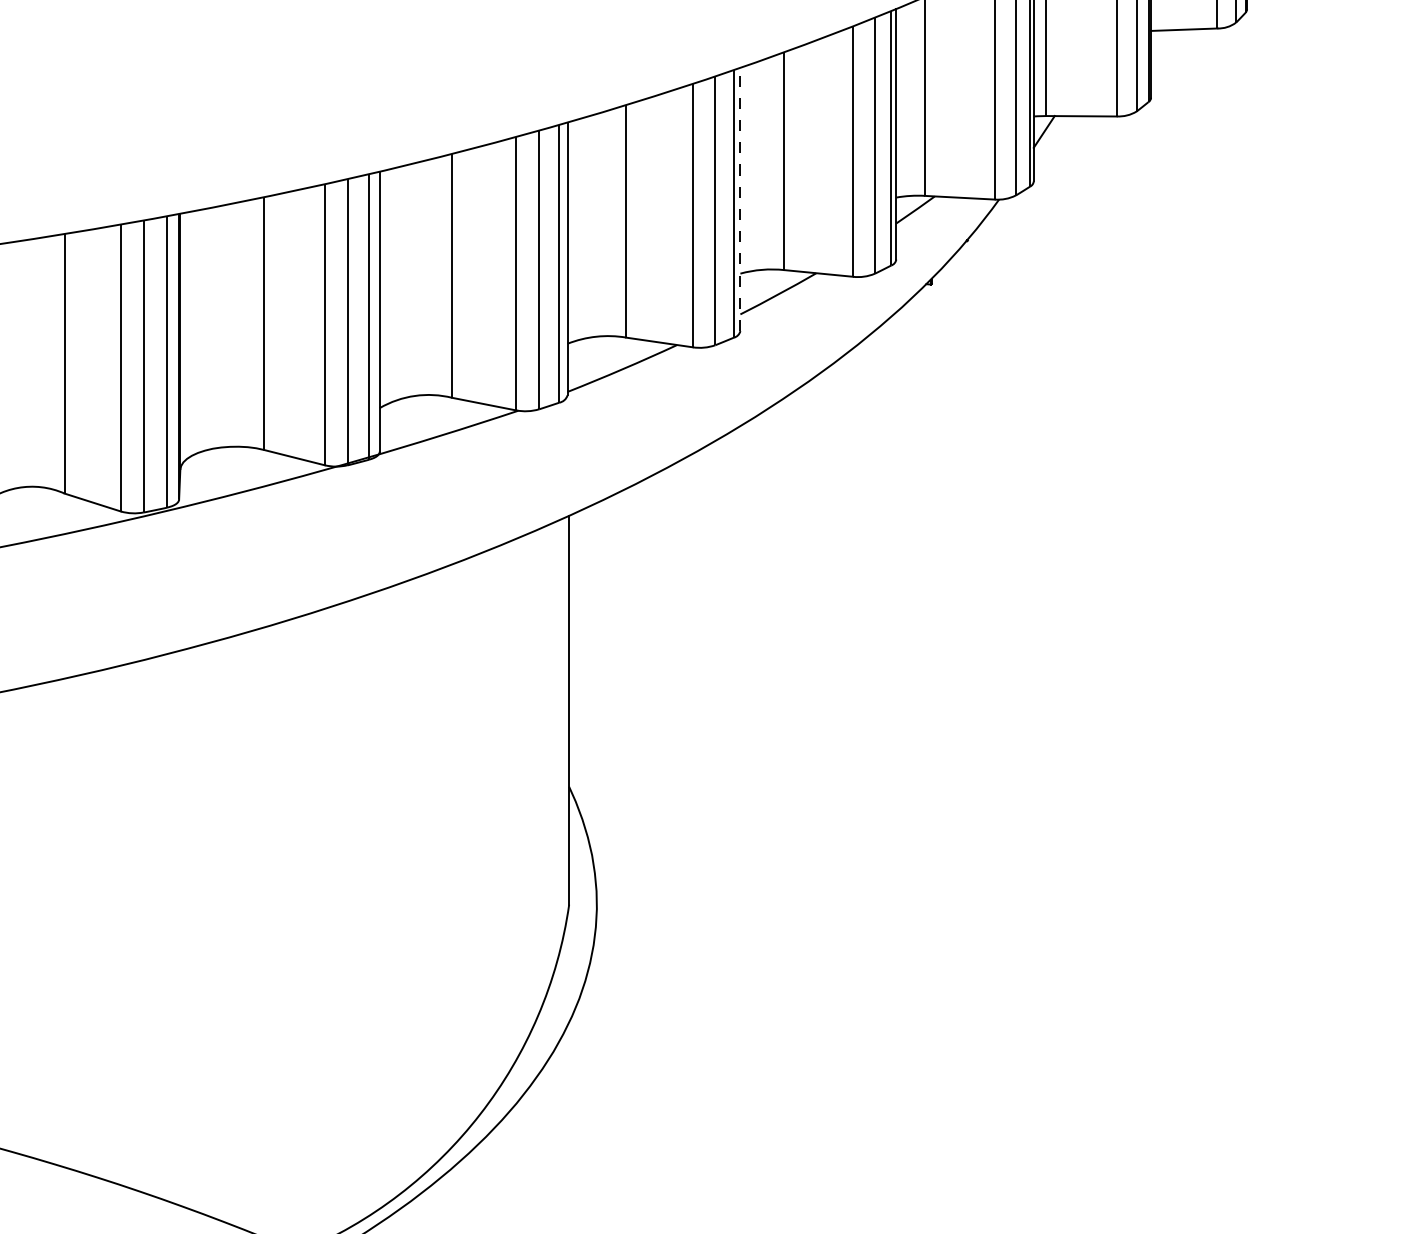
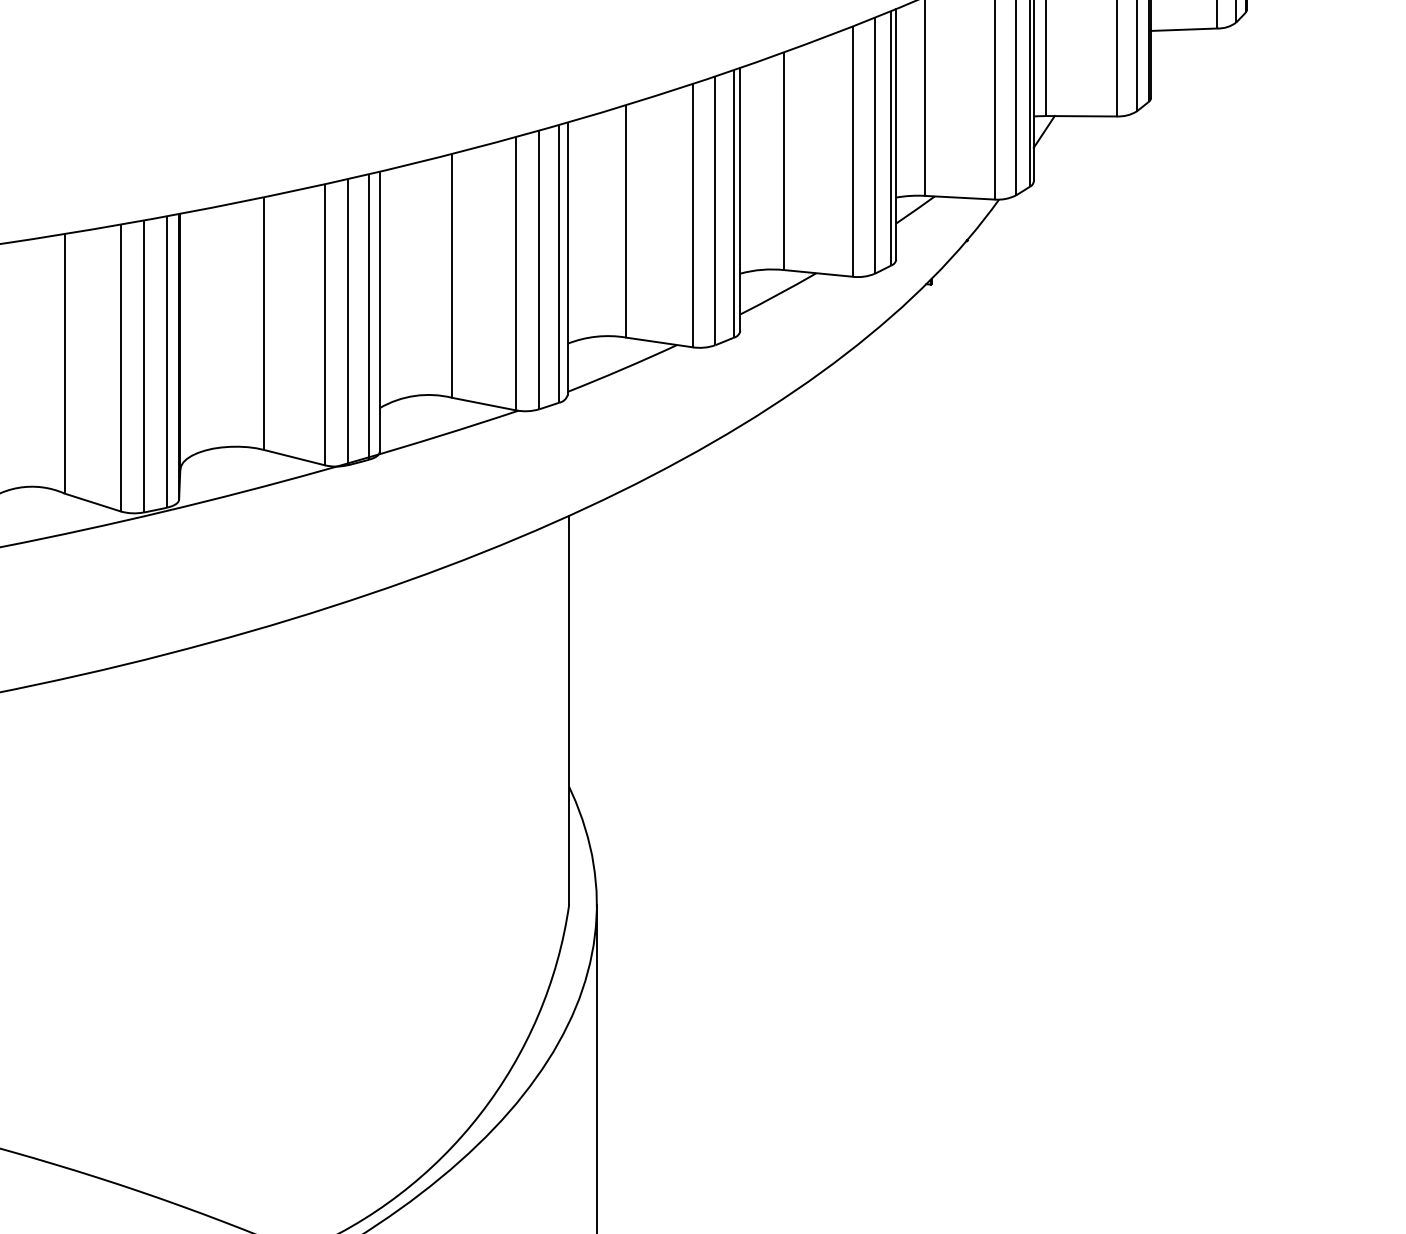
line: dashed -> solid (740, 199)
line: none -> present (596, 1067)
